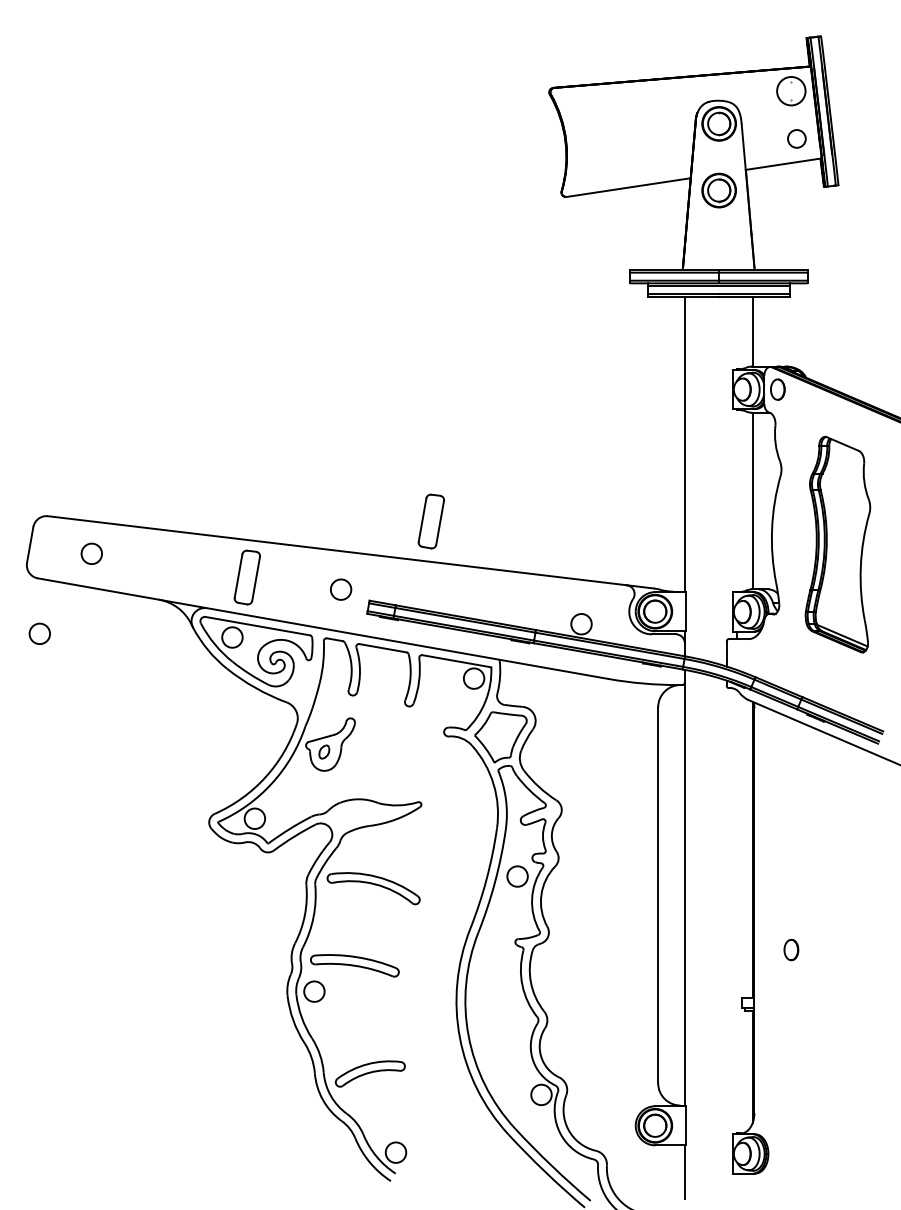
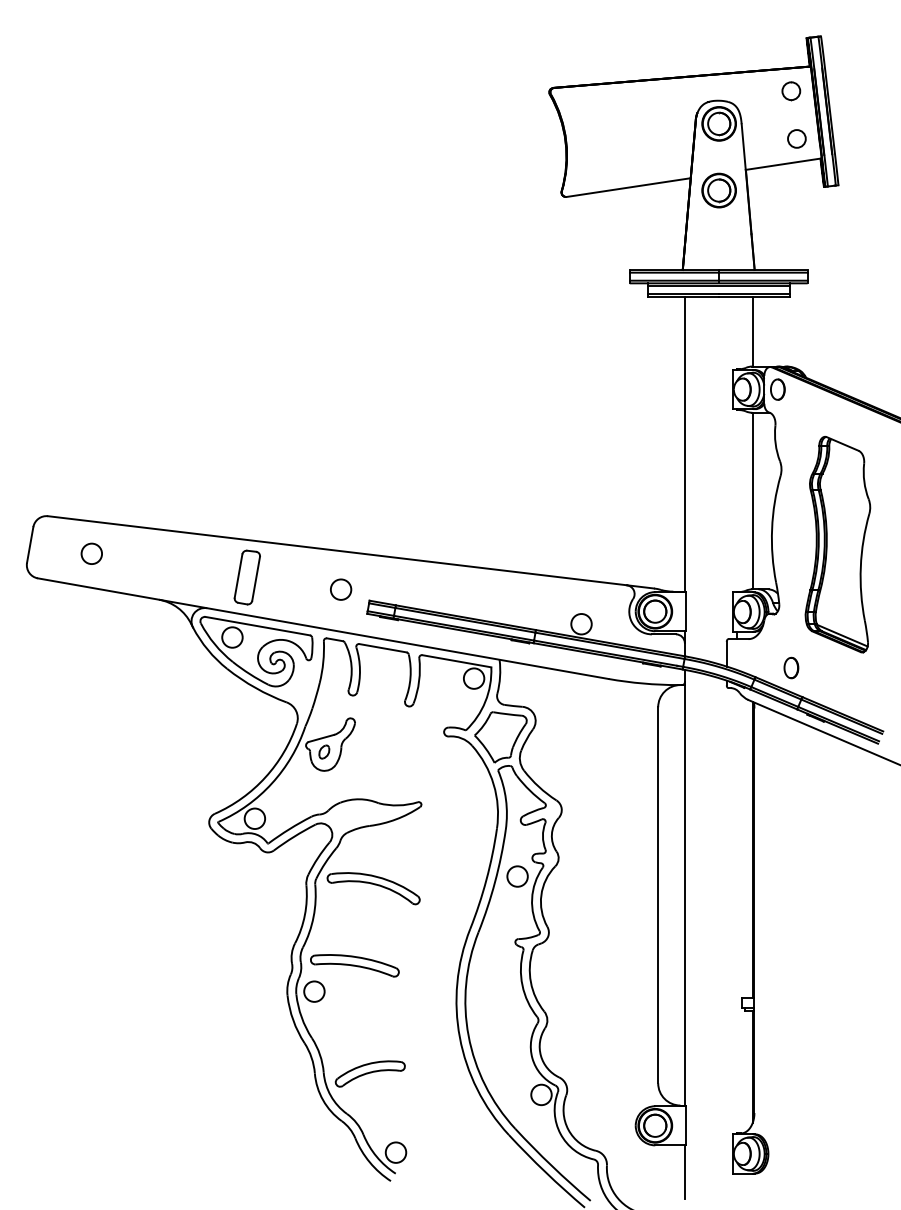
circle diameter: 28 px -> 18 px (791, 91)
part: present -> none (430, 521)
circle: present -> none (39, 633)
part position: (791, 949) -> (791, 667) (791, 667)
